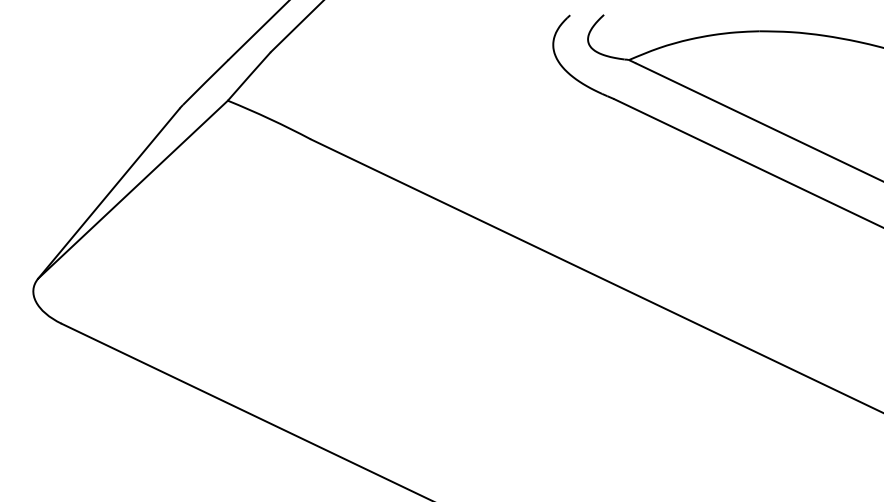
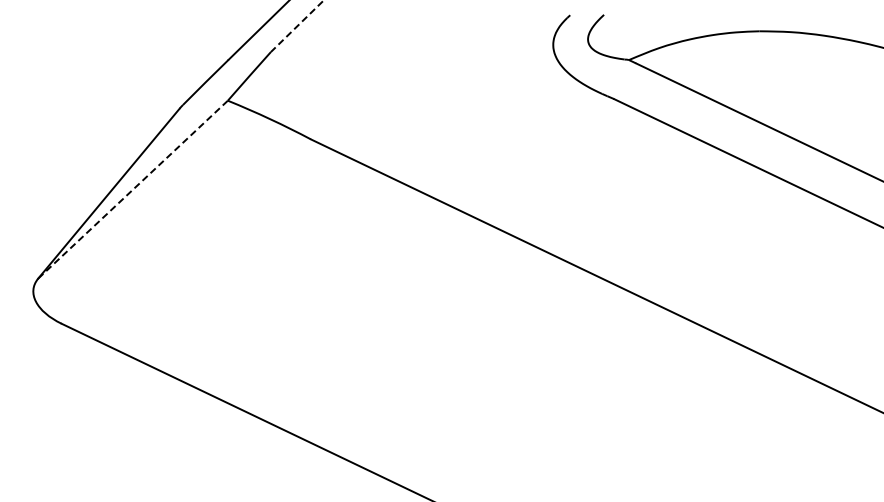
line: solid -> dashed (297, 26)
line: solid -> dashed (132, 190)
